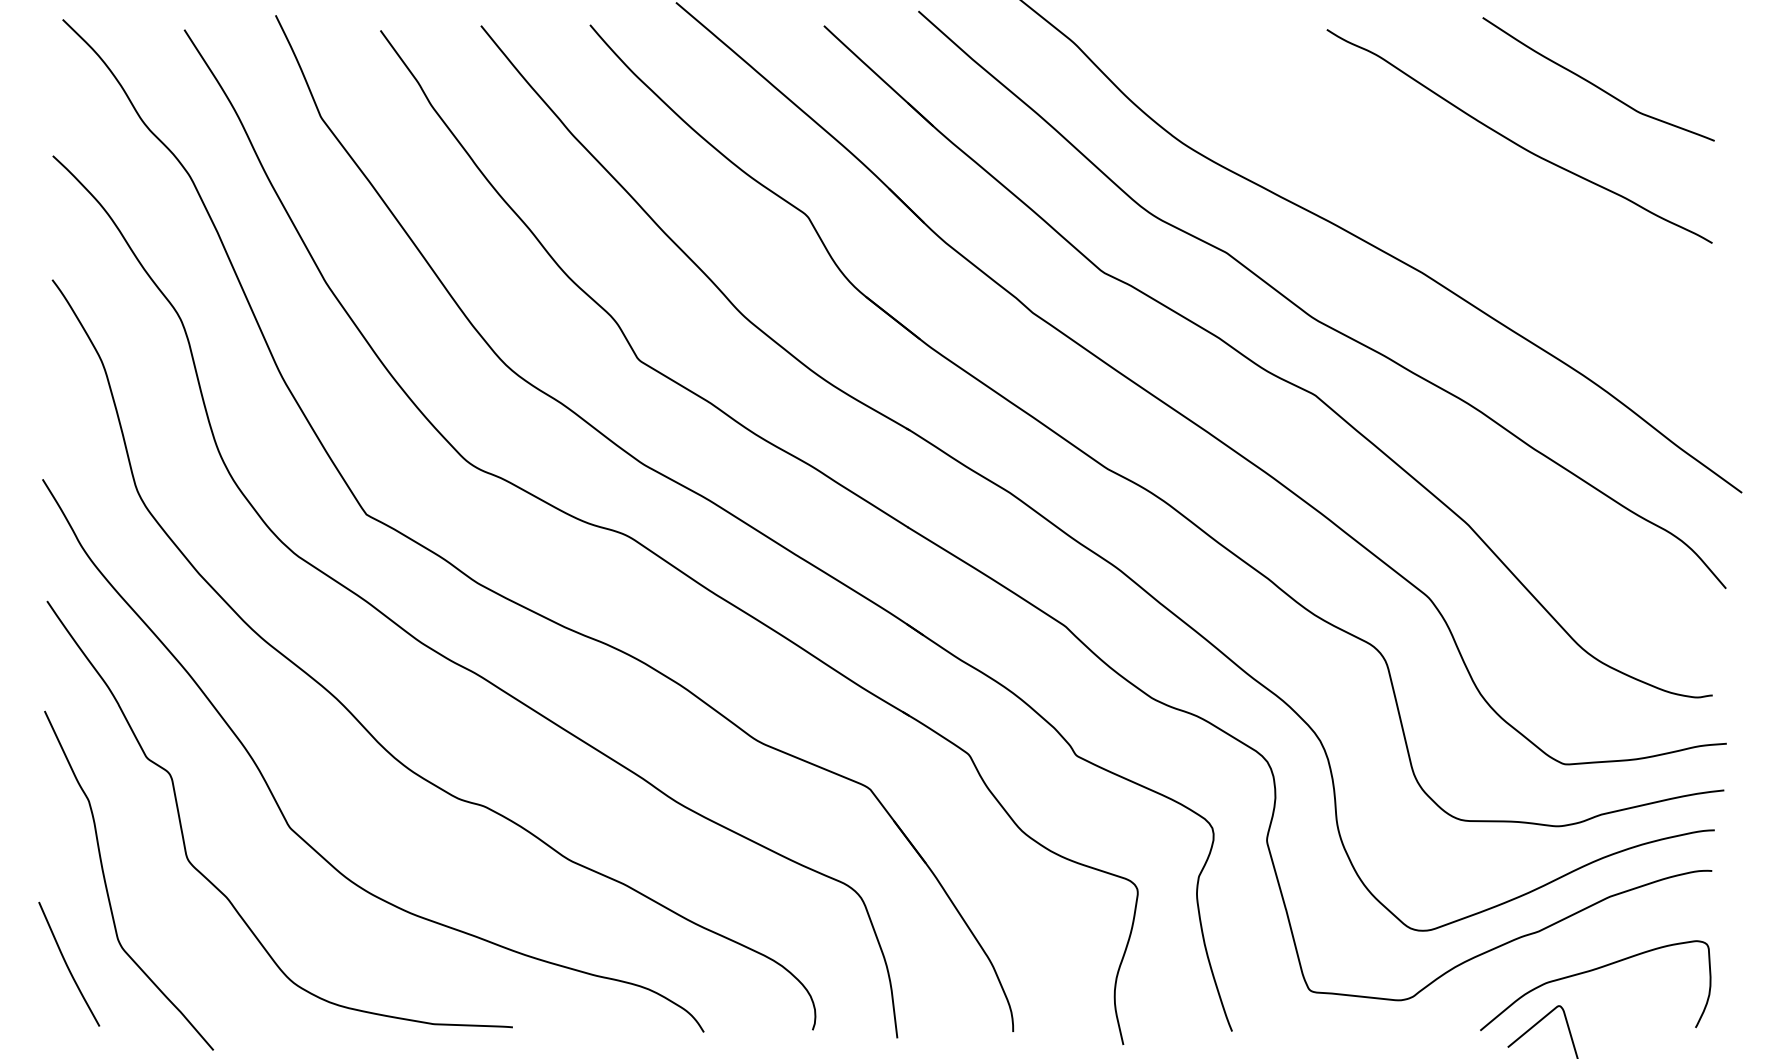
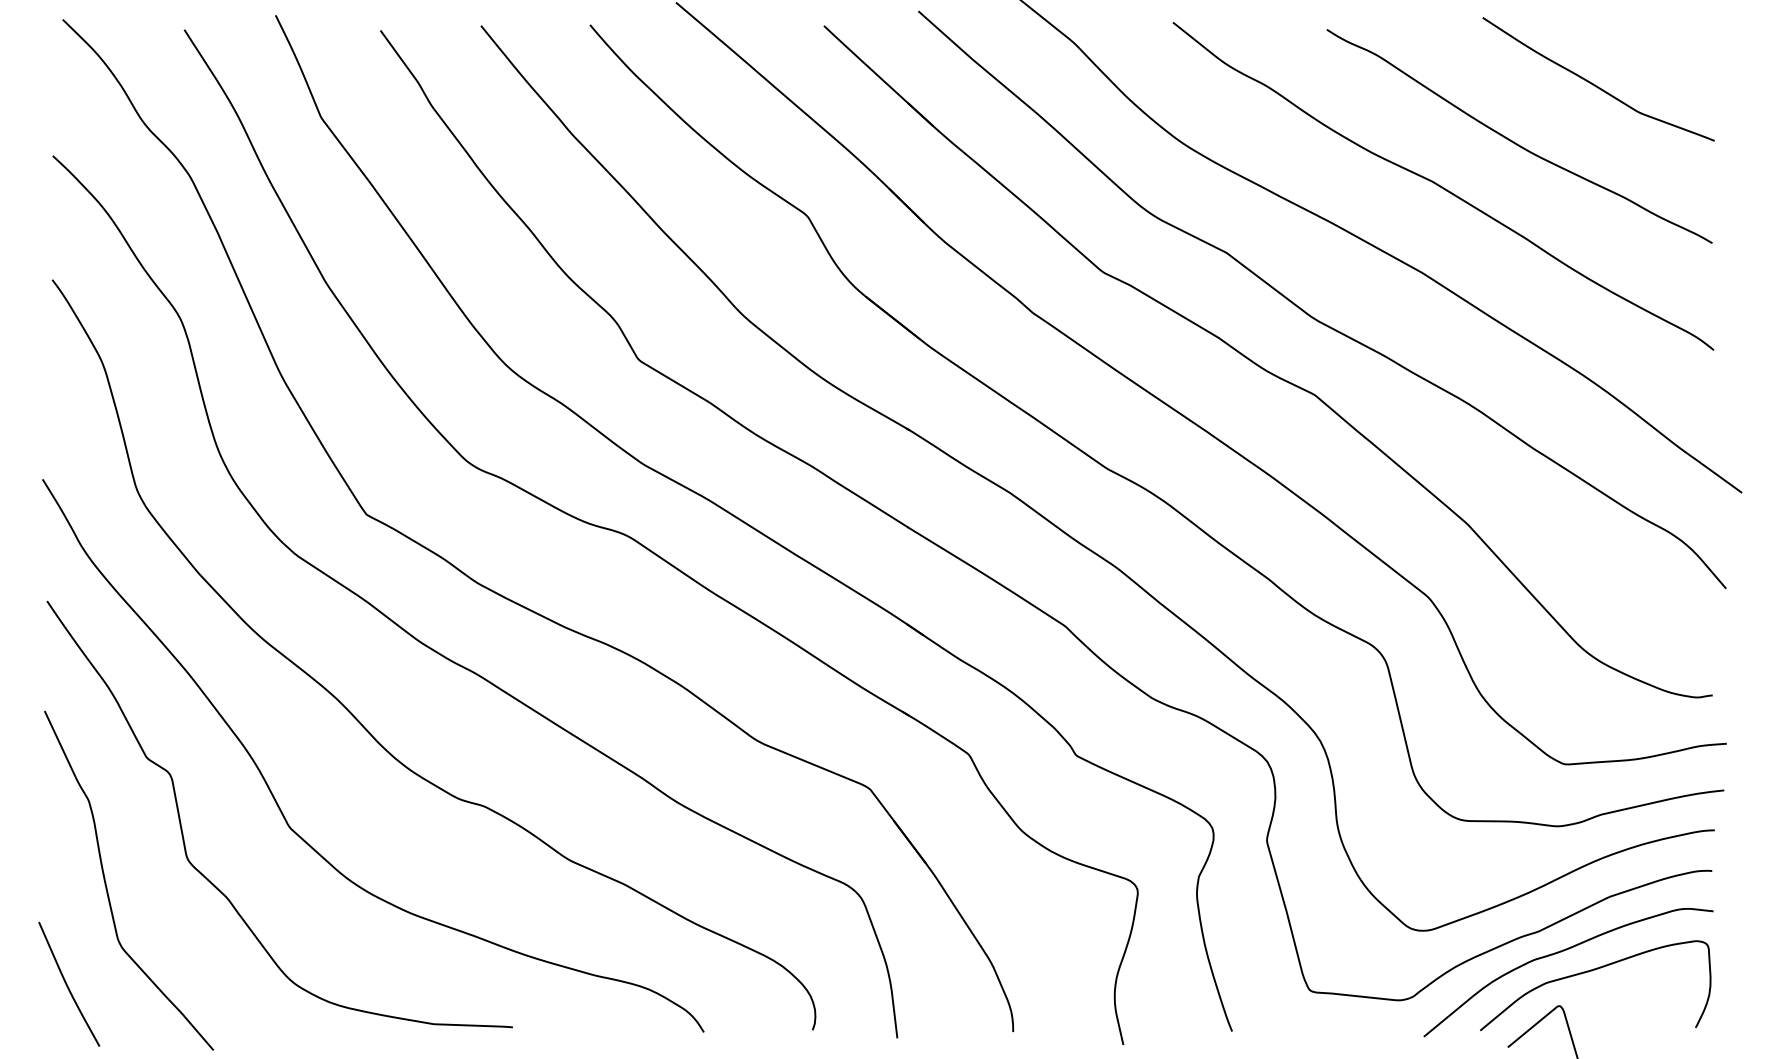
curve: none -> present (1442, 186)
curve: none -> present (1561, 952)
curve position: (67, 963) -> (67, 983) (67, 983)
